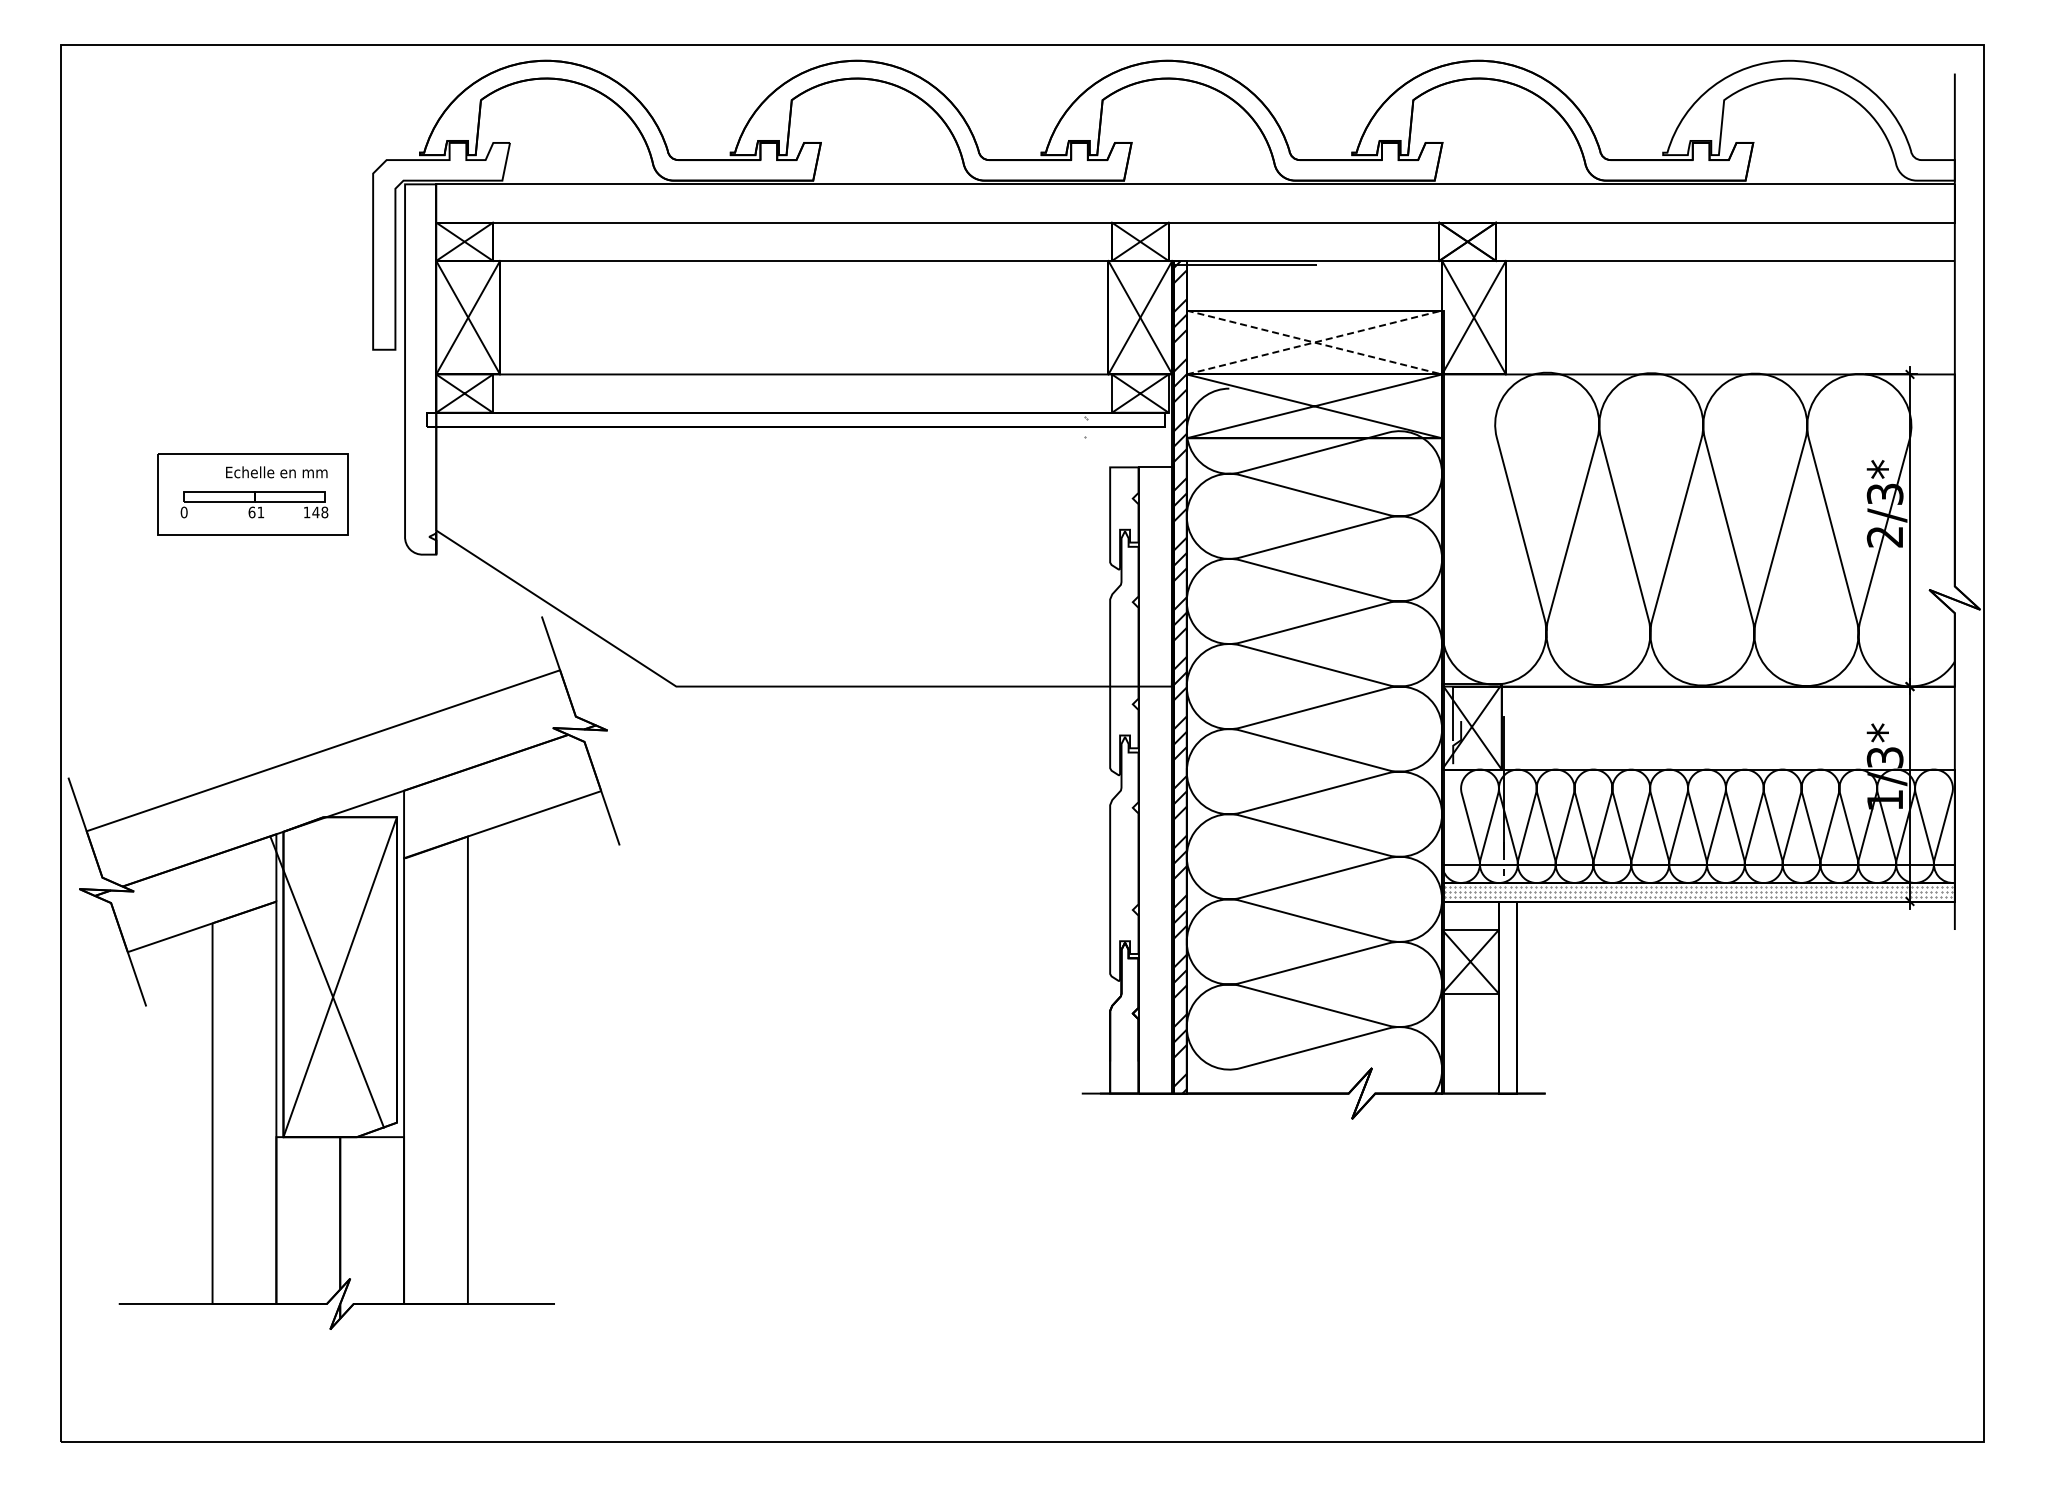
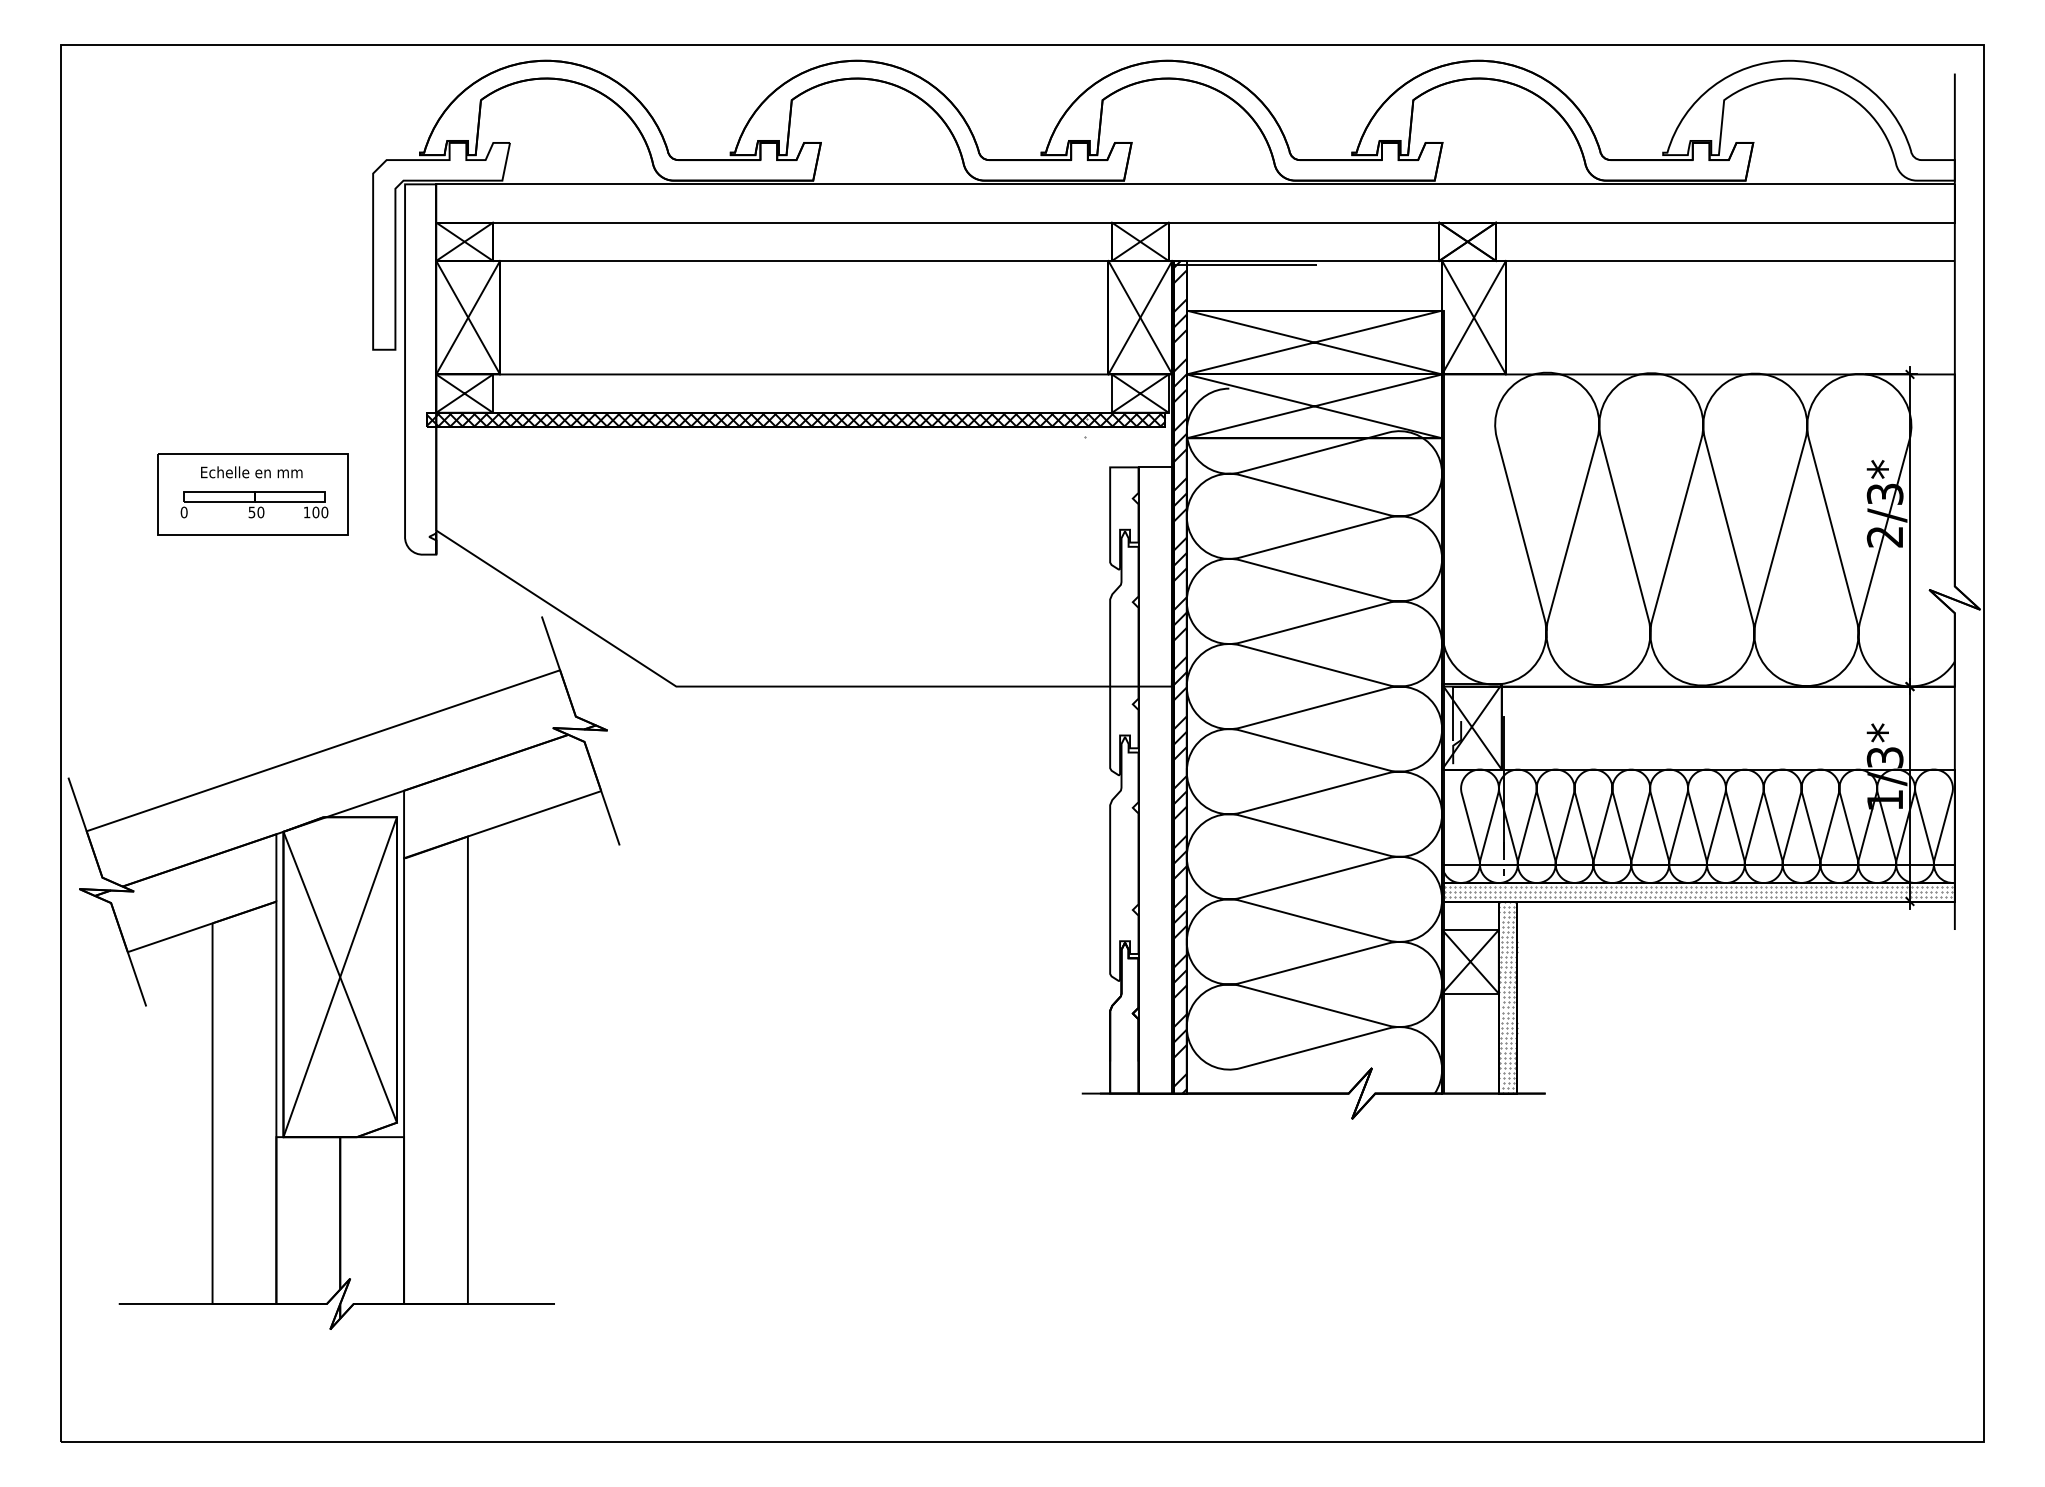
line: dashed -> solid (1442, 342)
hatch: none -> present (796, 419)
text position: (276, 472) -> (251, 472) (251, 472)
text: 61 -> 50 (256, 512)
text: 148 -> 100 (320, 512)
line position: (326, 981) -> (339, 976) (339, 976)
hatch: none -> present (1507, 997)
